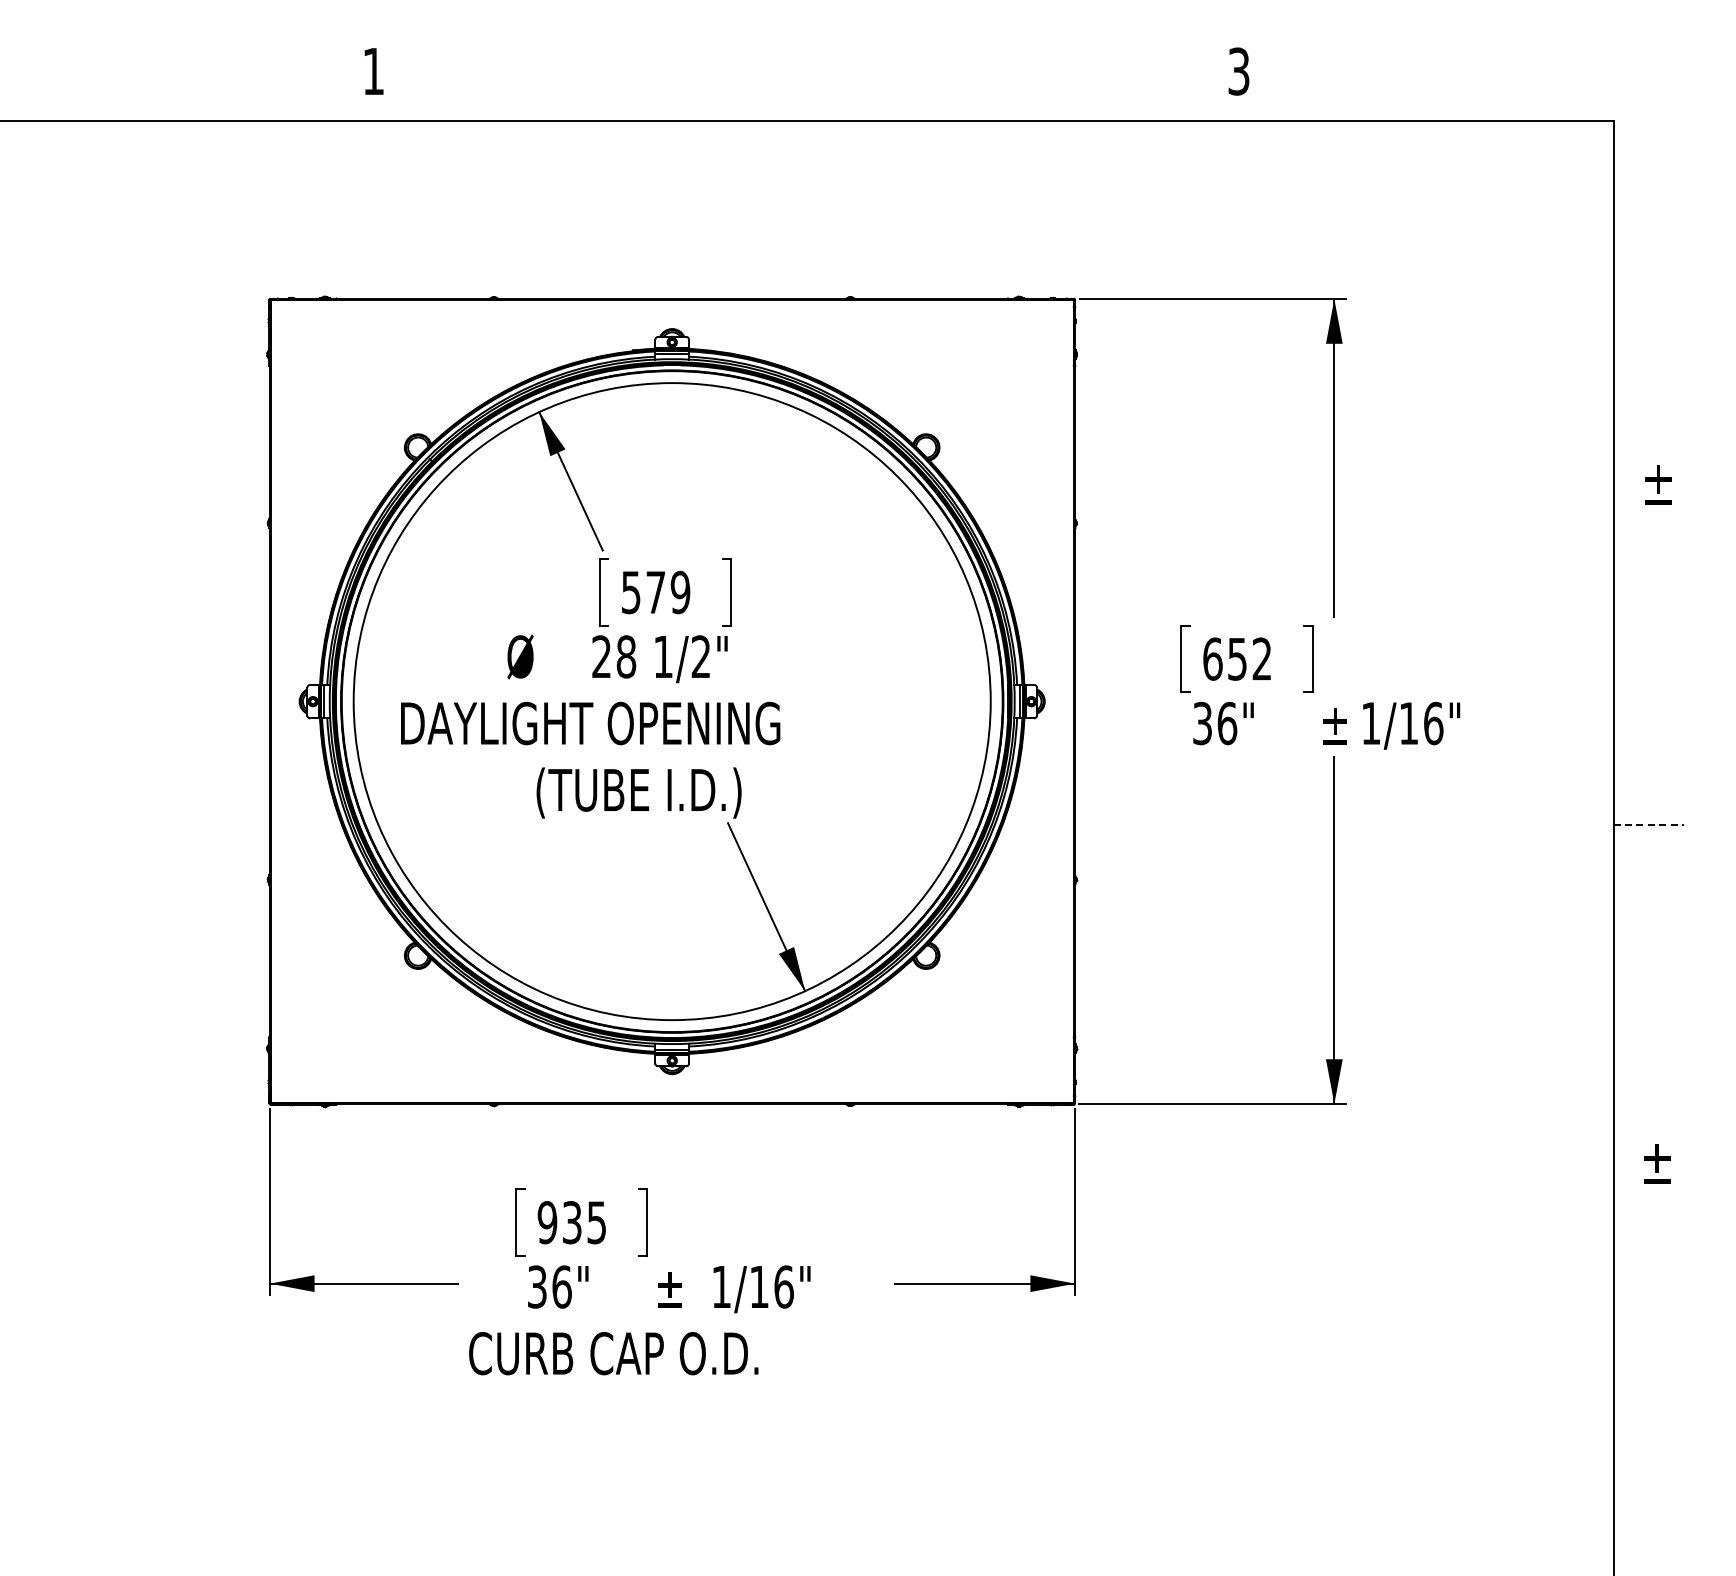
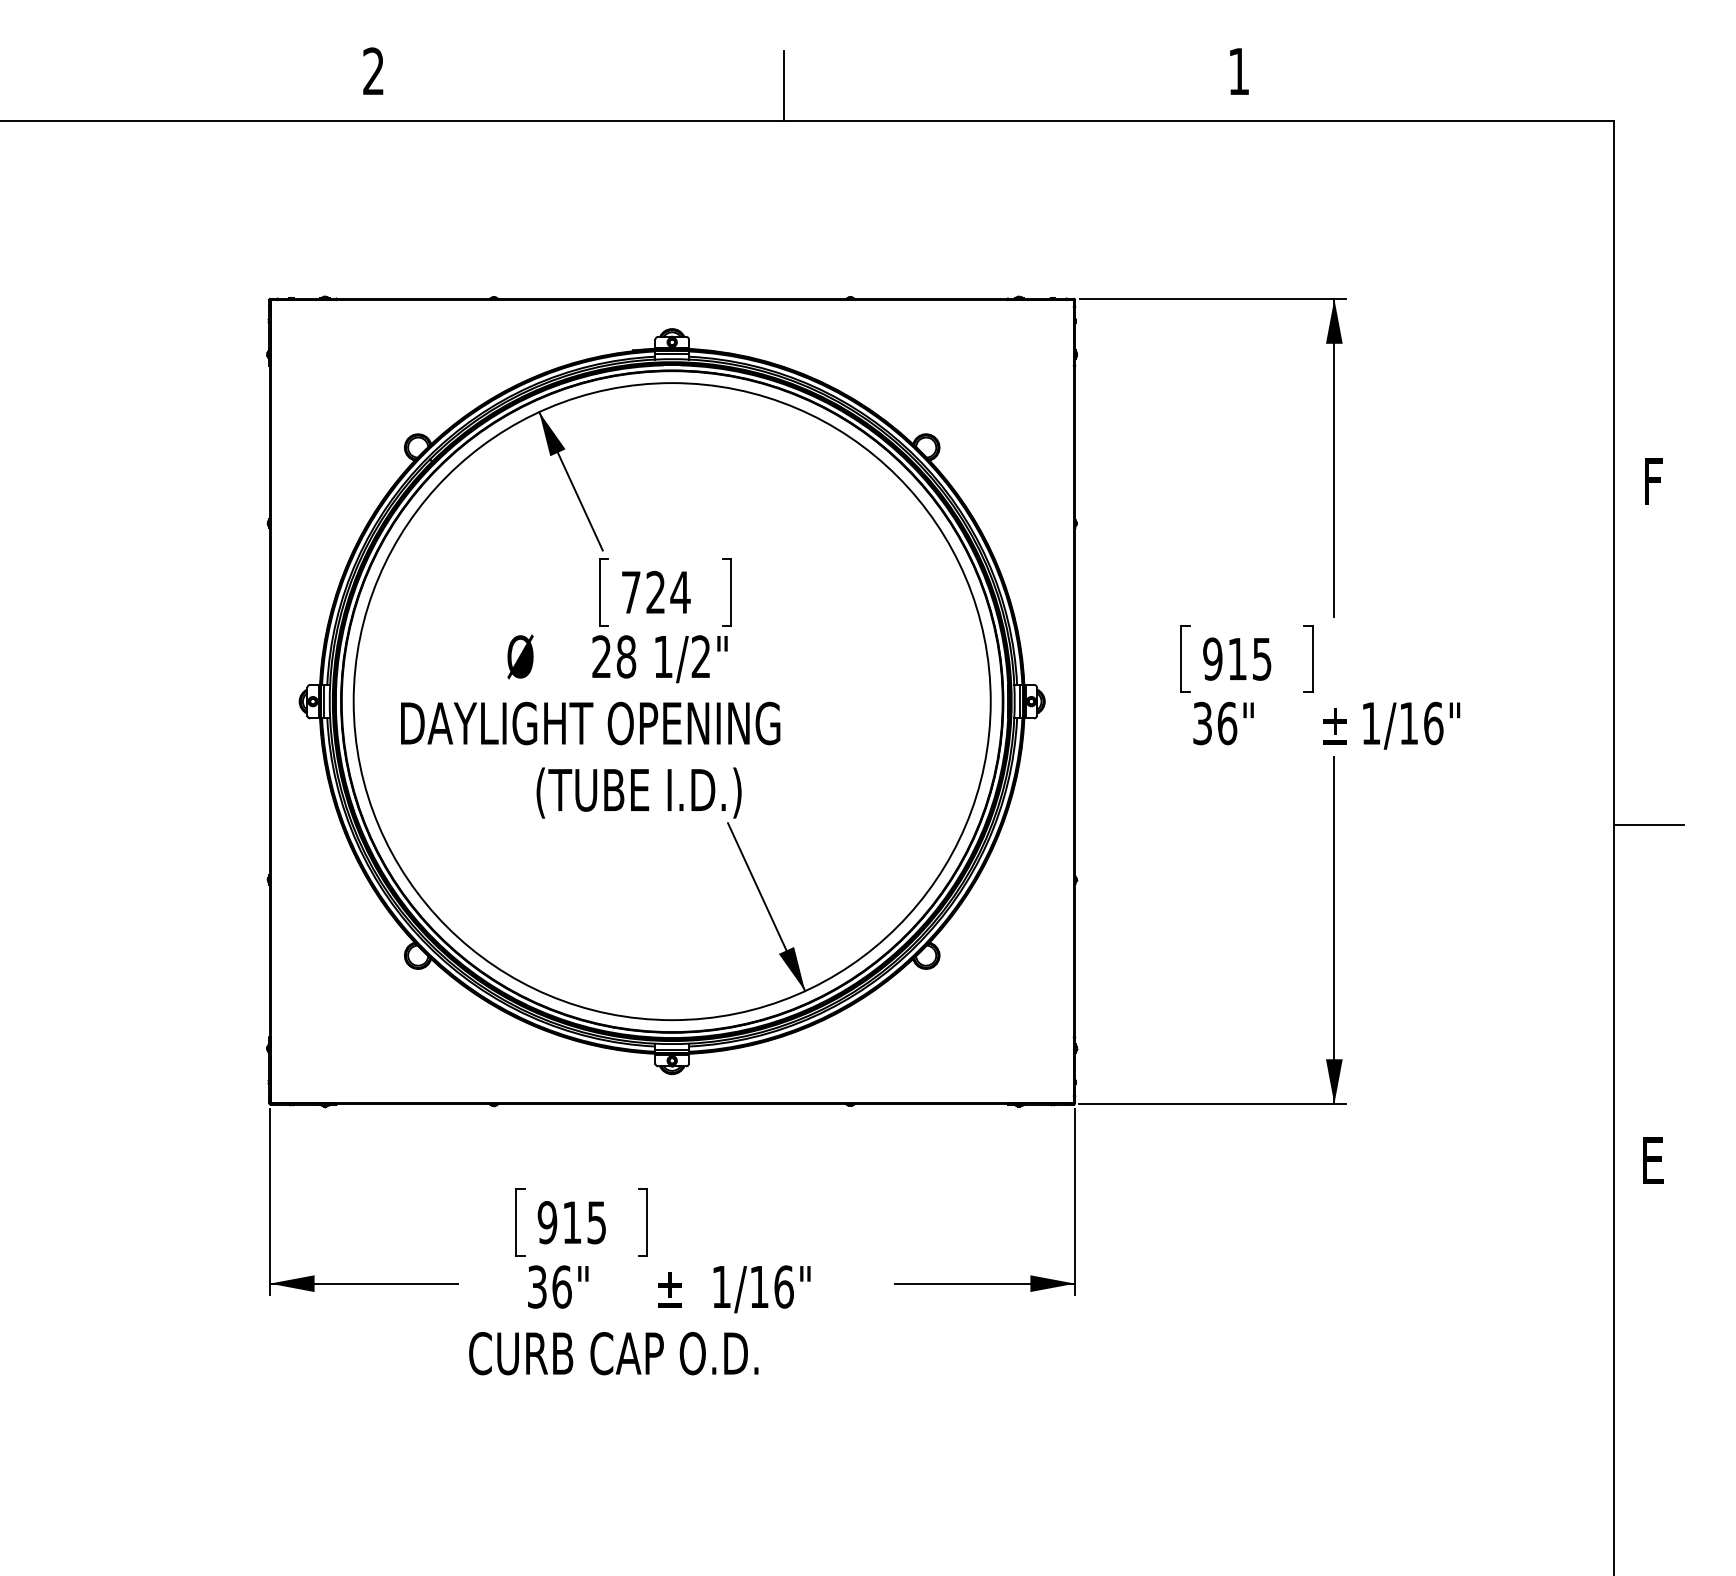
text: 1 -> 2 (373, 70)
text: 3 -> 1 (1238, 71)
line: none -> present (783, 85)
text: ± -> F (1658, 481)
text: 579 -> 724 (656, 592)
text: 652 -> 915 (1237, 658)
line: dashed -> solid (1649, 825)
text: ± -> E (1656, 1160)
text: 935 -> 915 (572, 1222)
